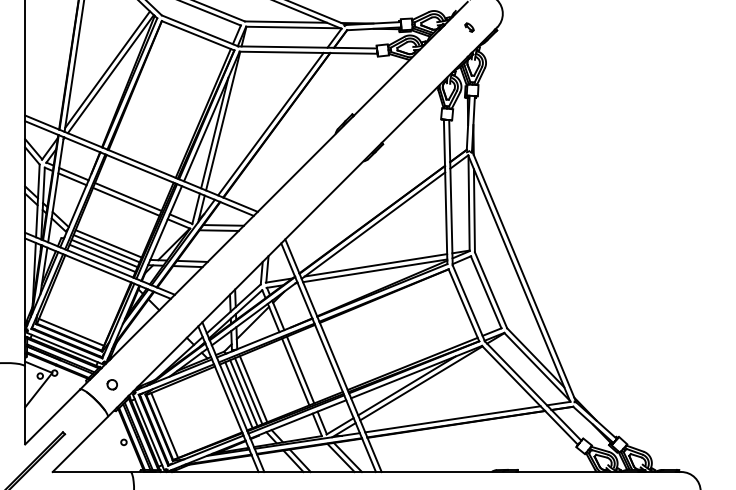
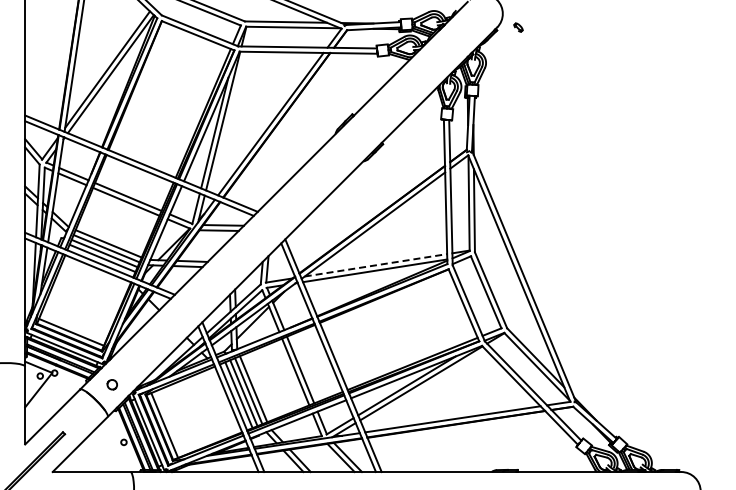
part position: (469, 27) -> (518, 27) (518, 27)
line: solid -> dashed (376, 265)
